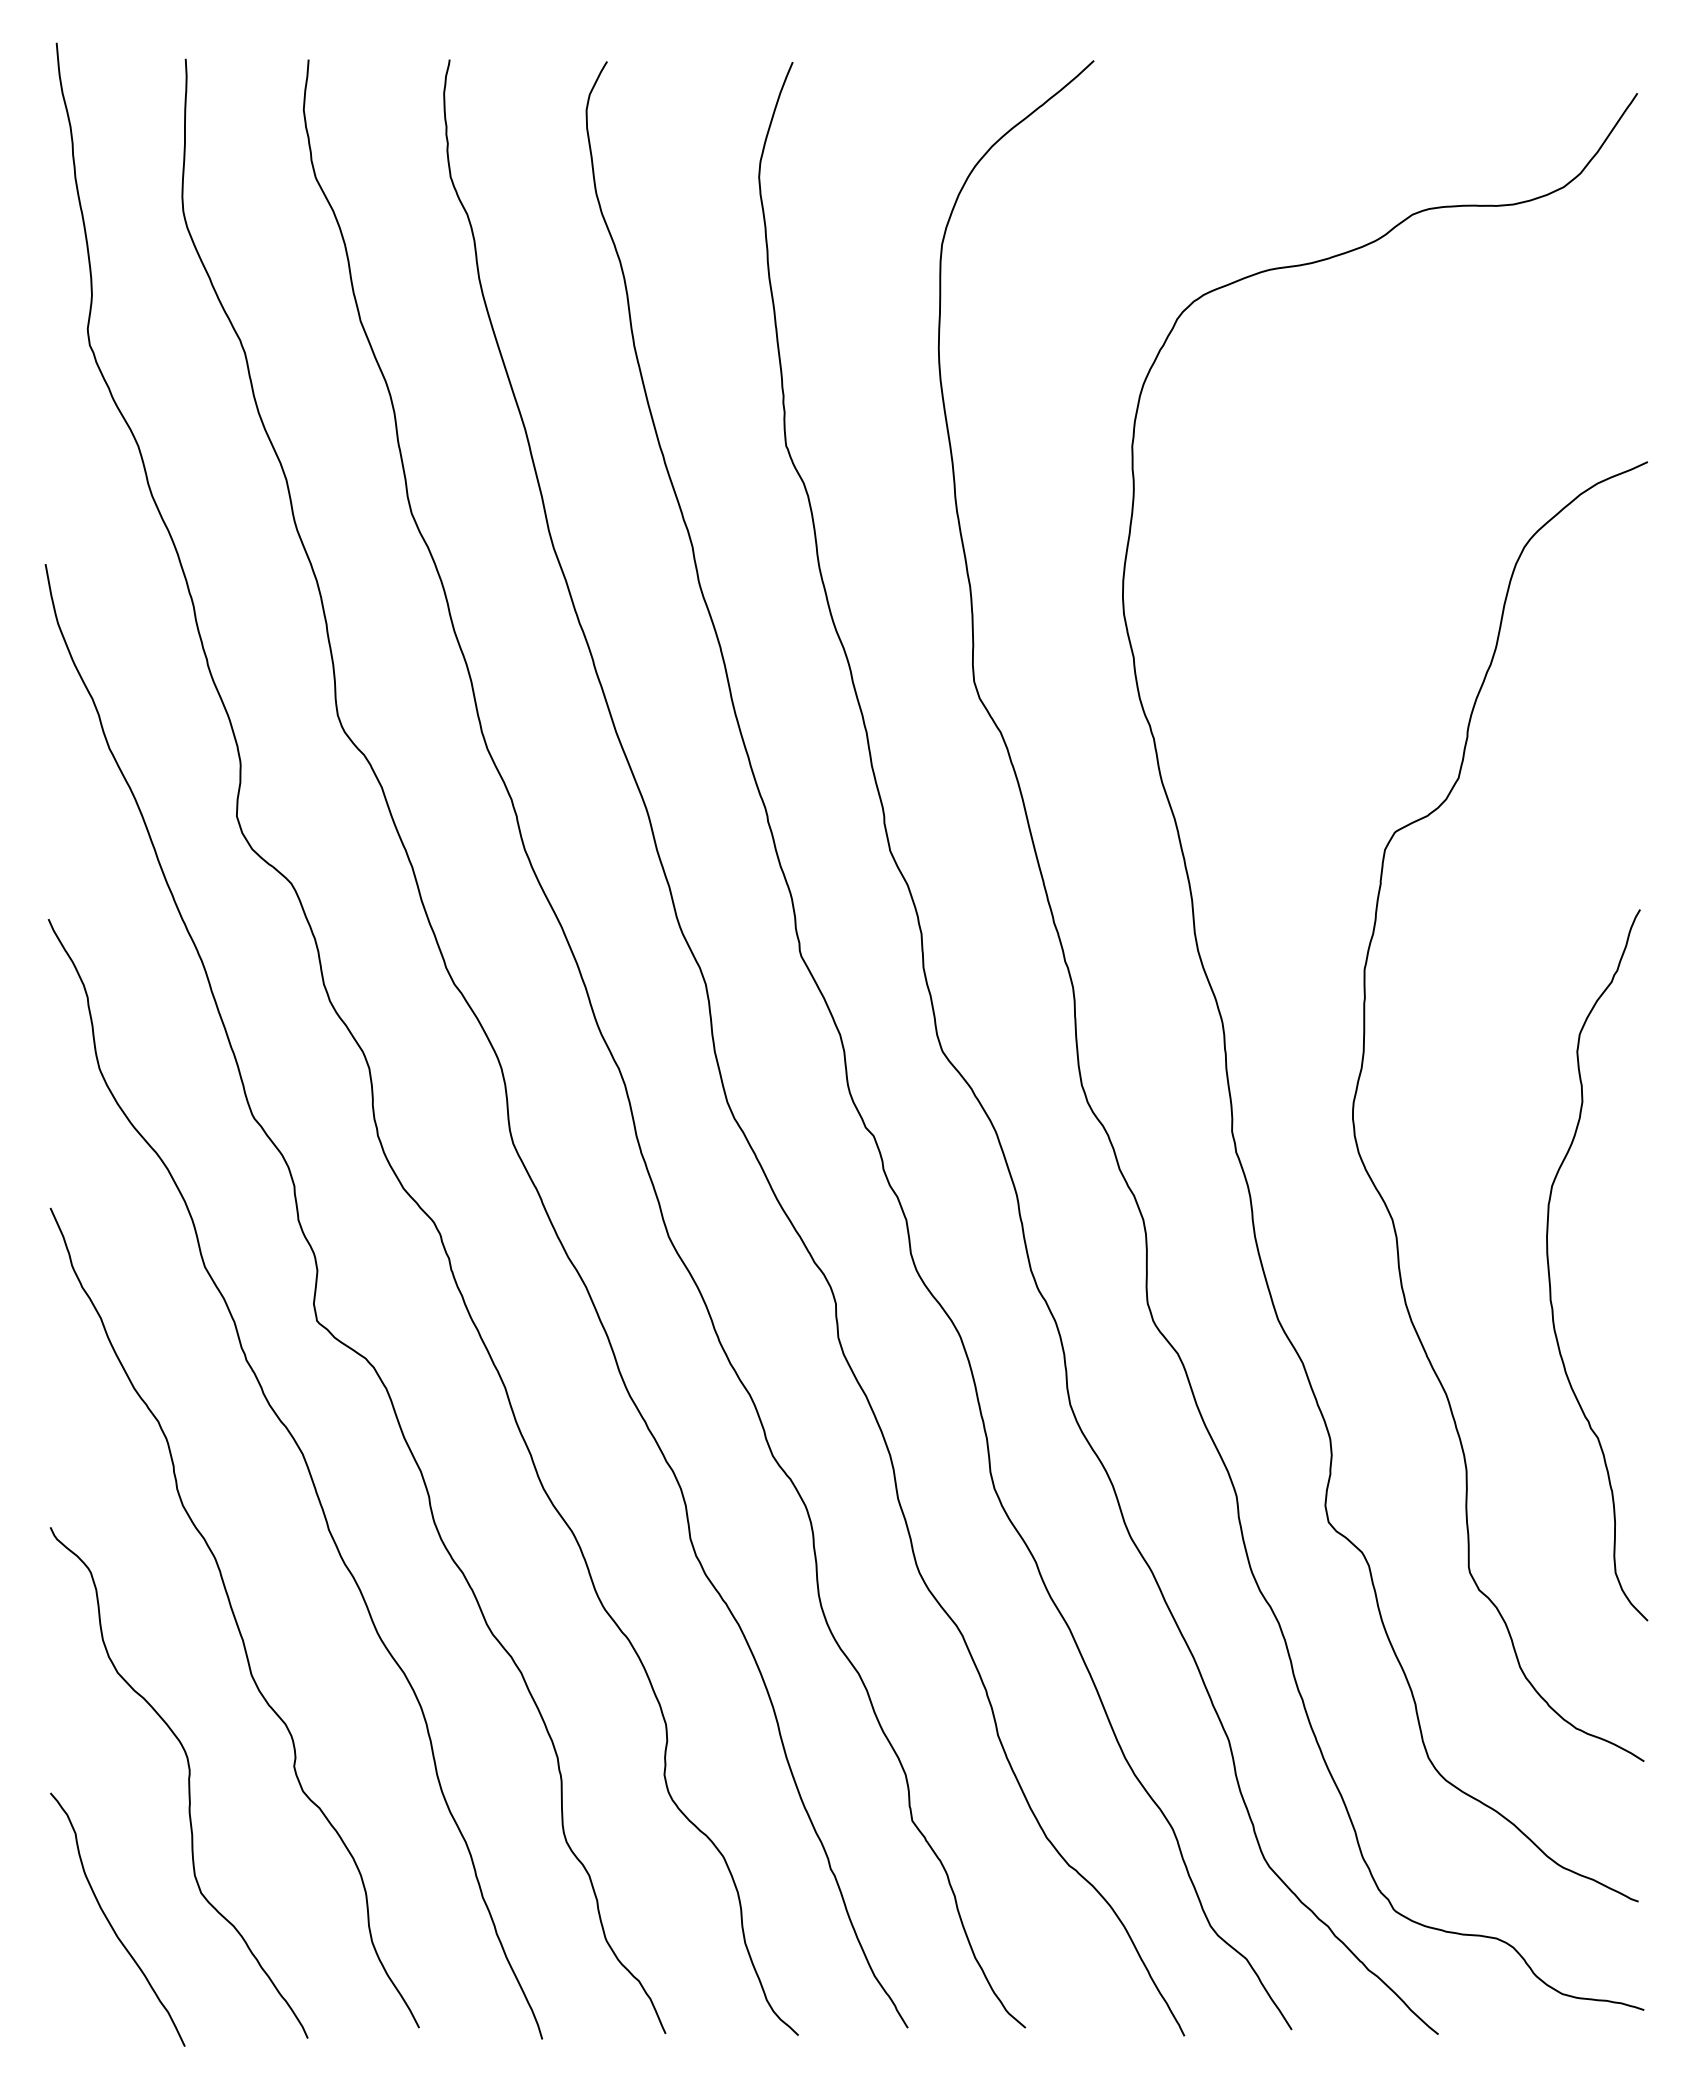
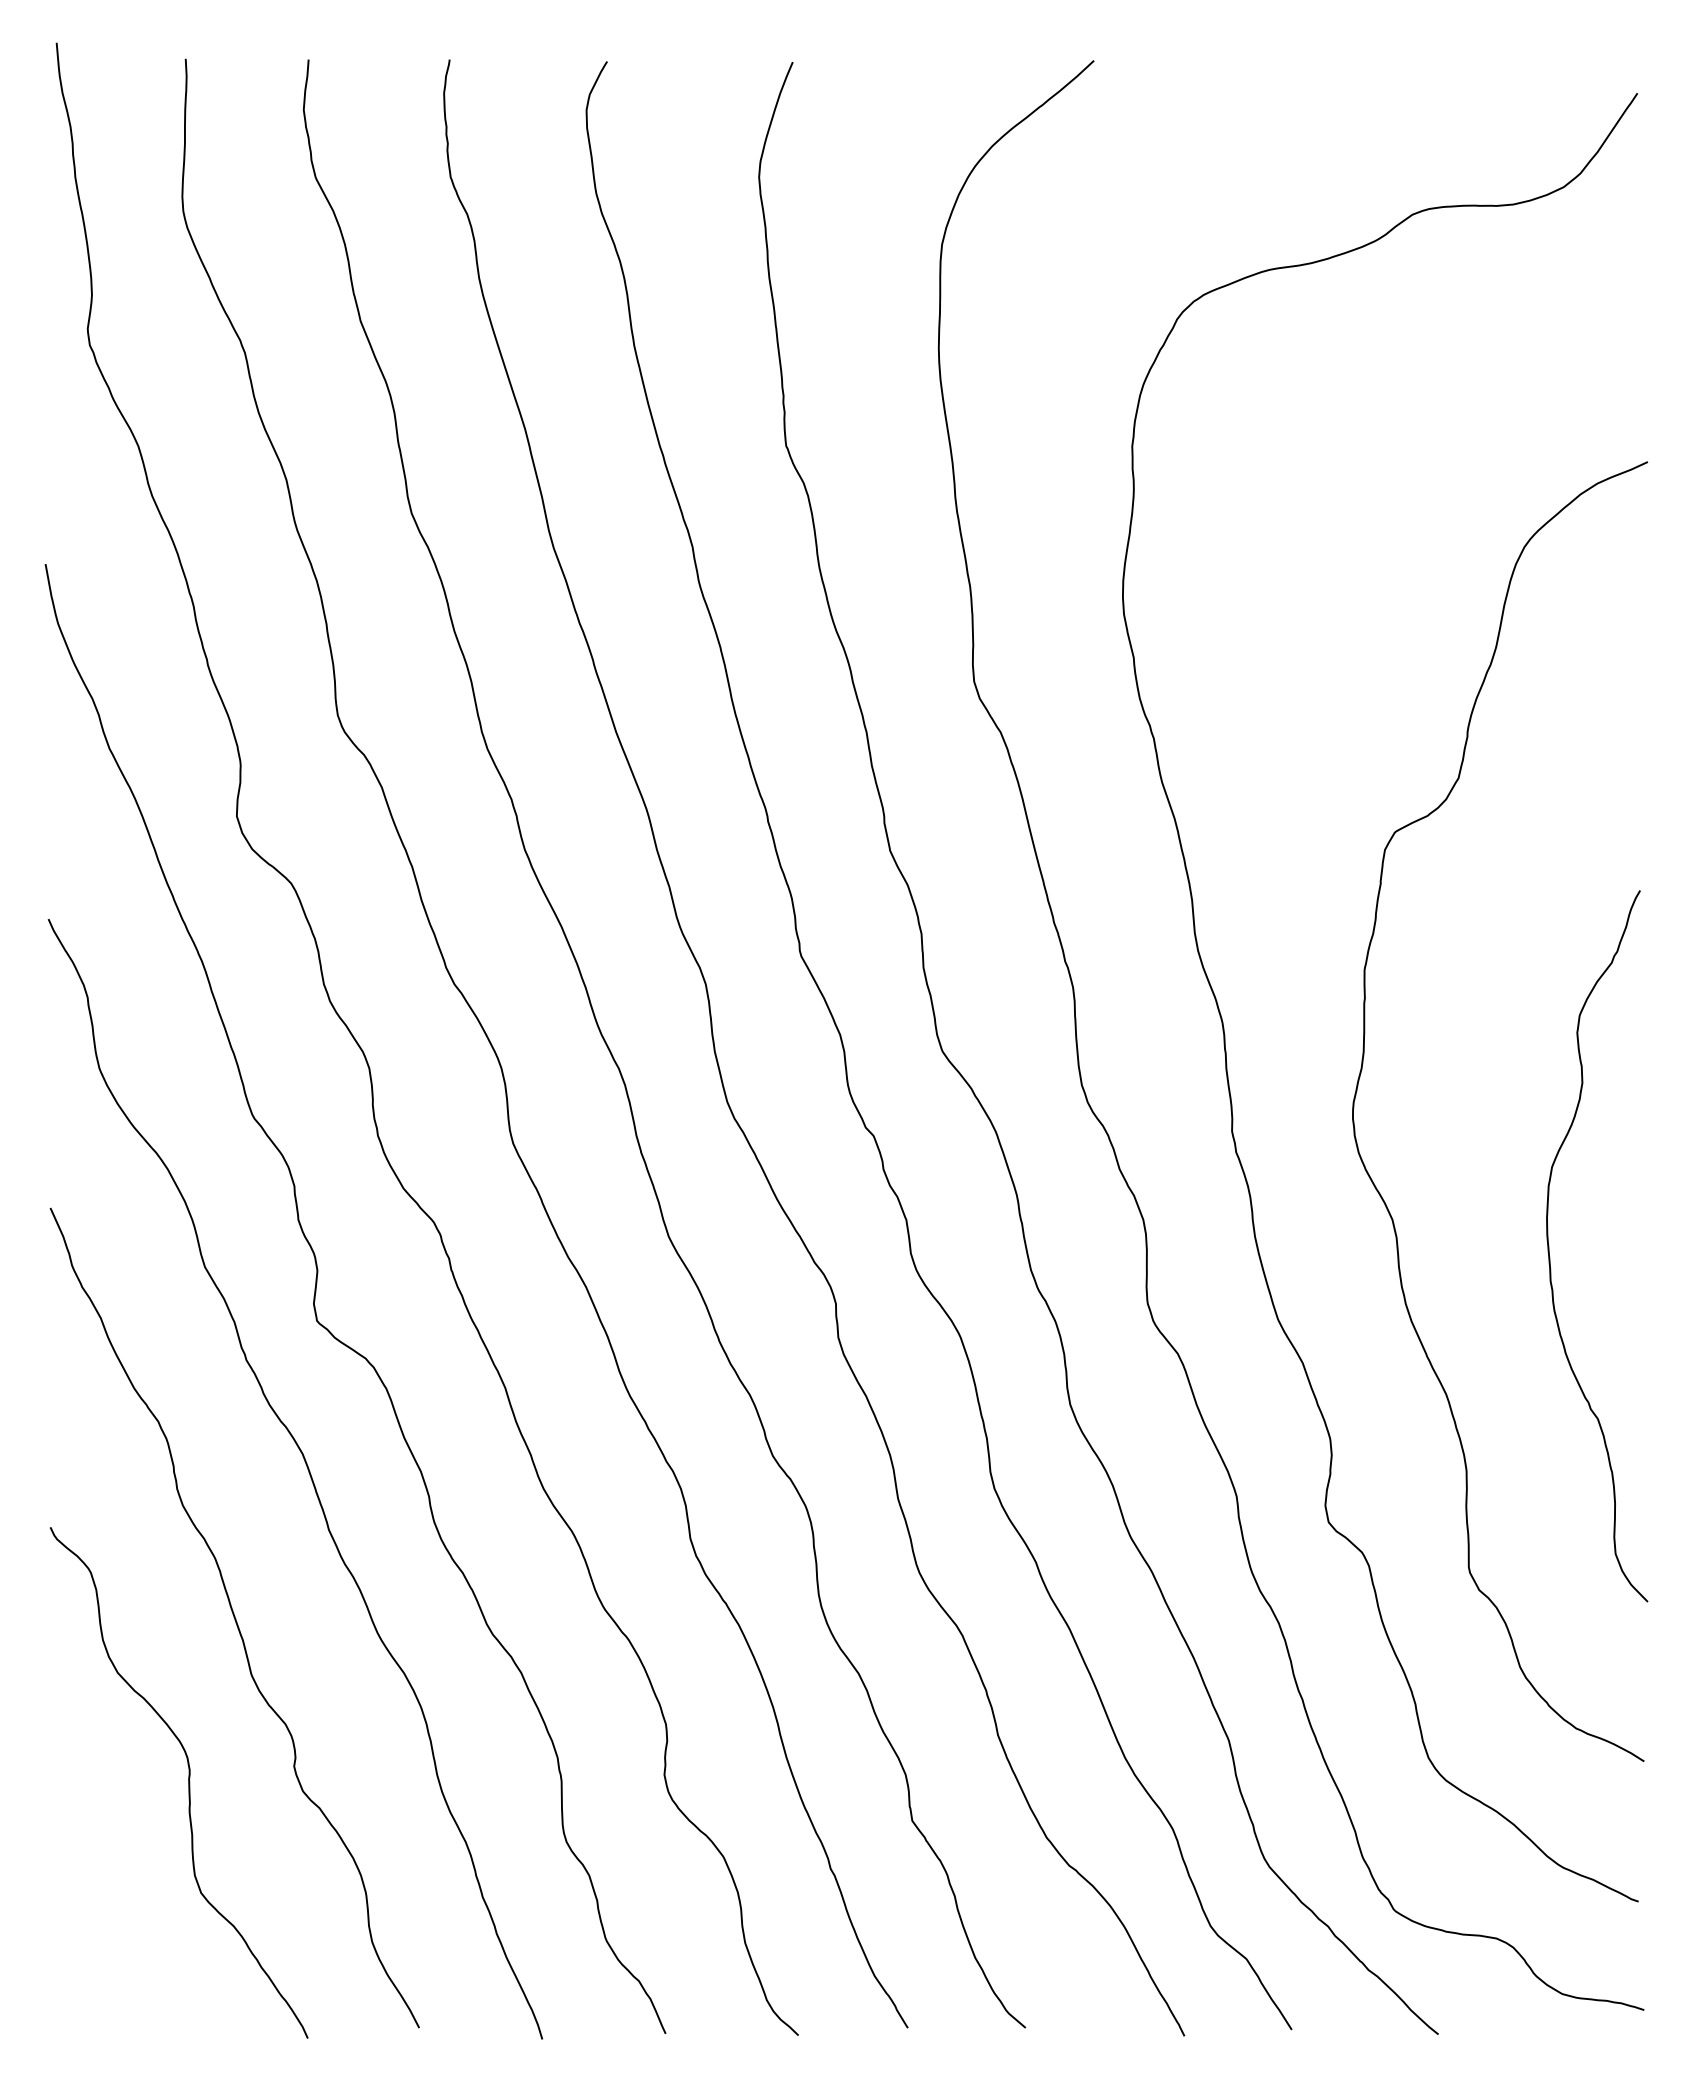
curve position: (1549, 1265) -> (1549, 1246) (1549, 1246)
curve: present -> none (110, 1922)
